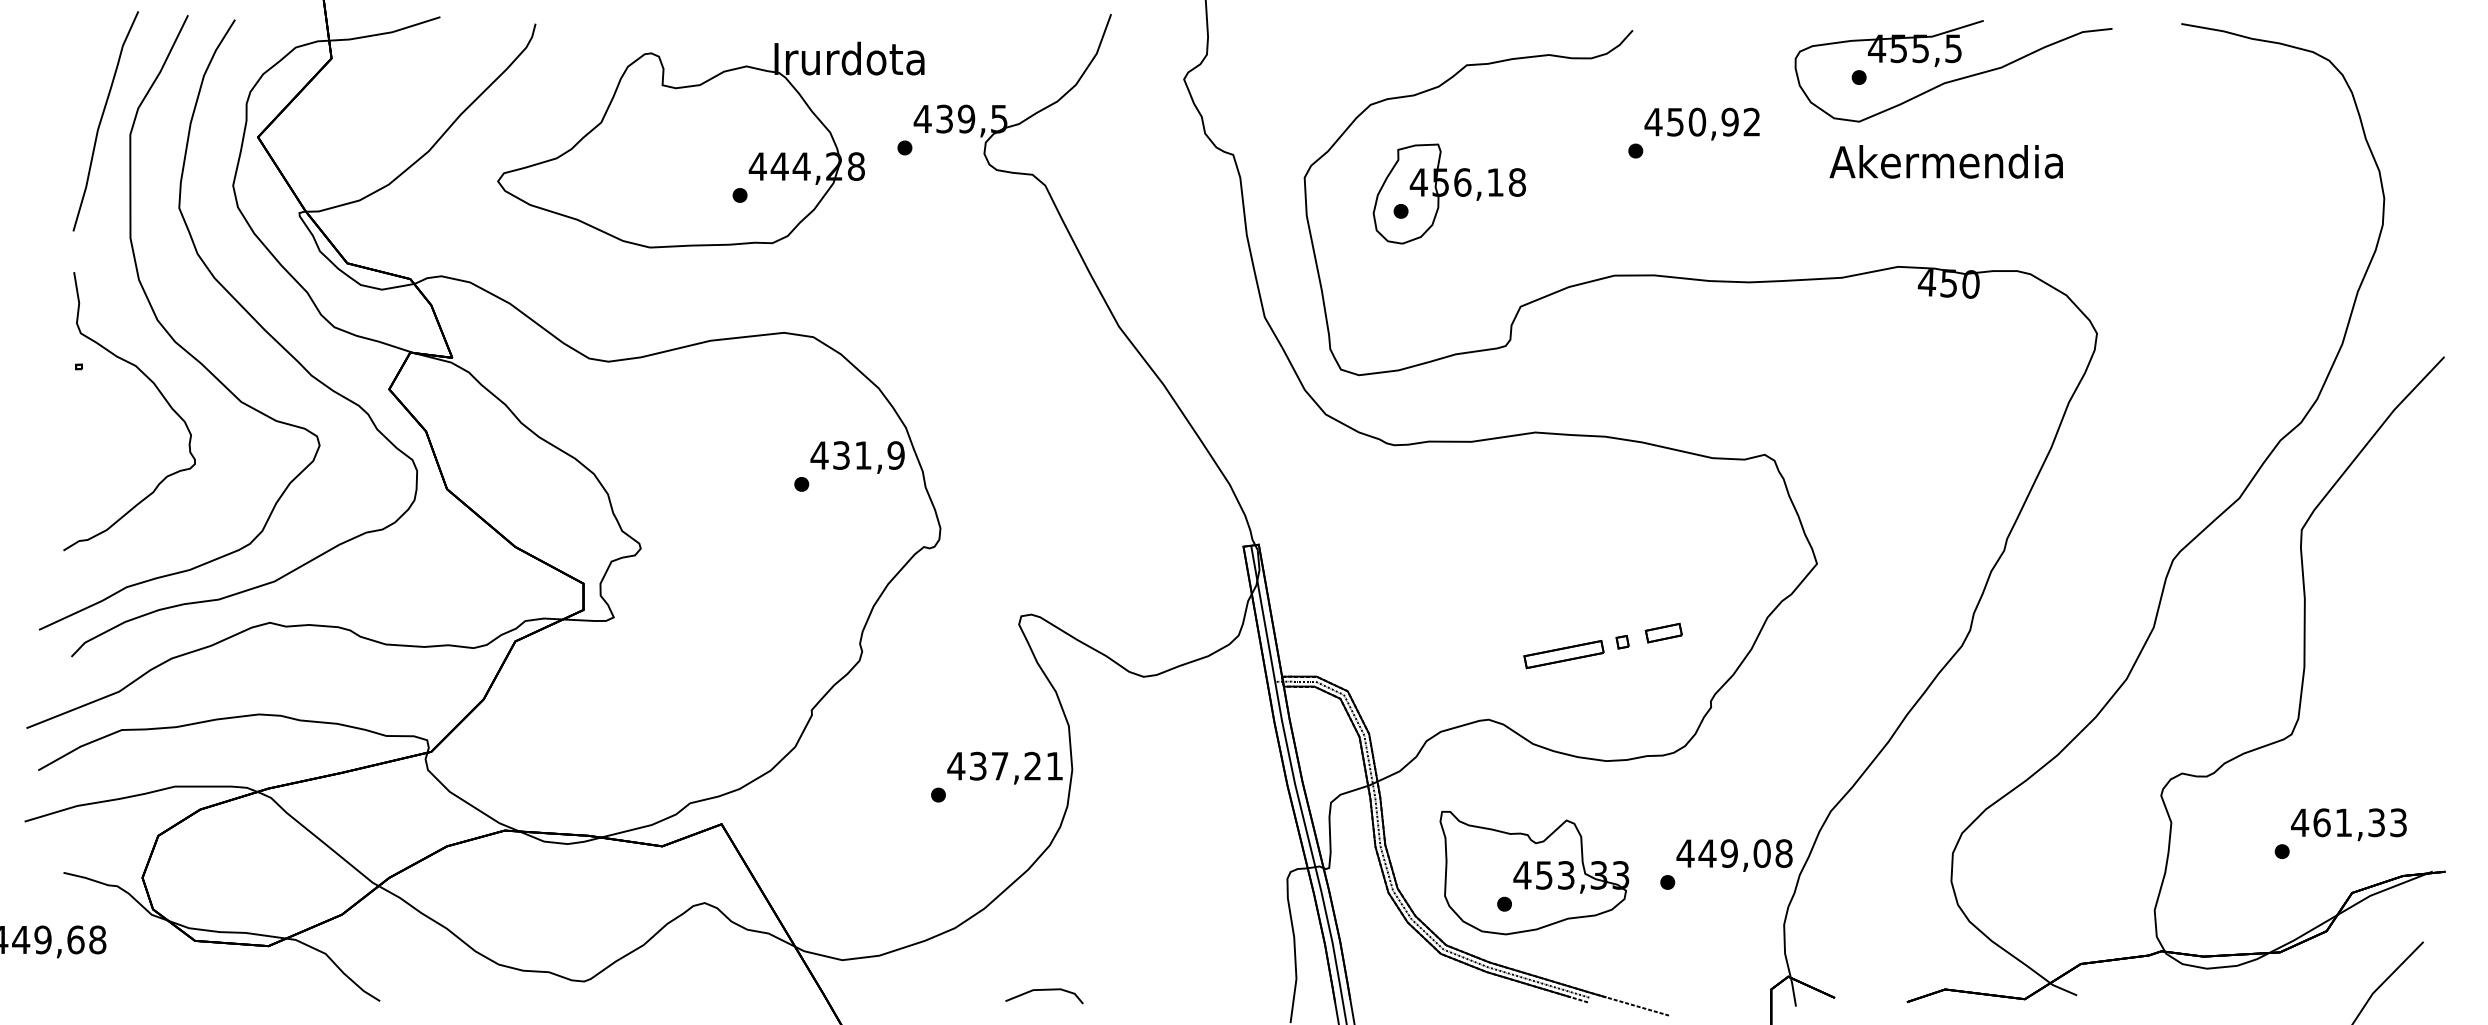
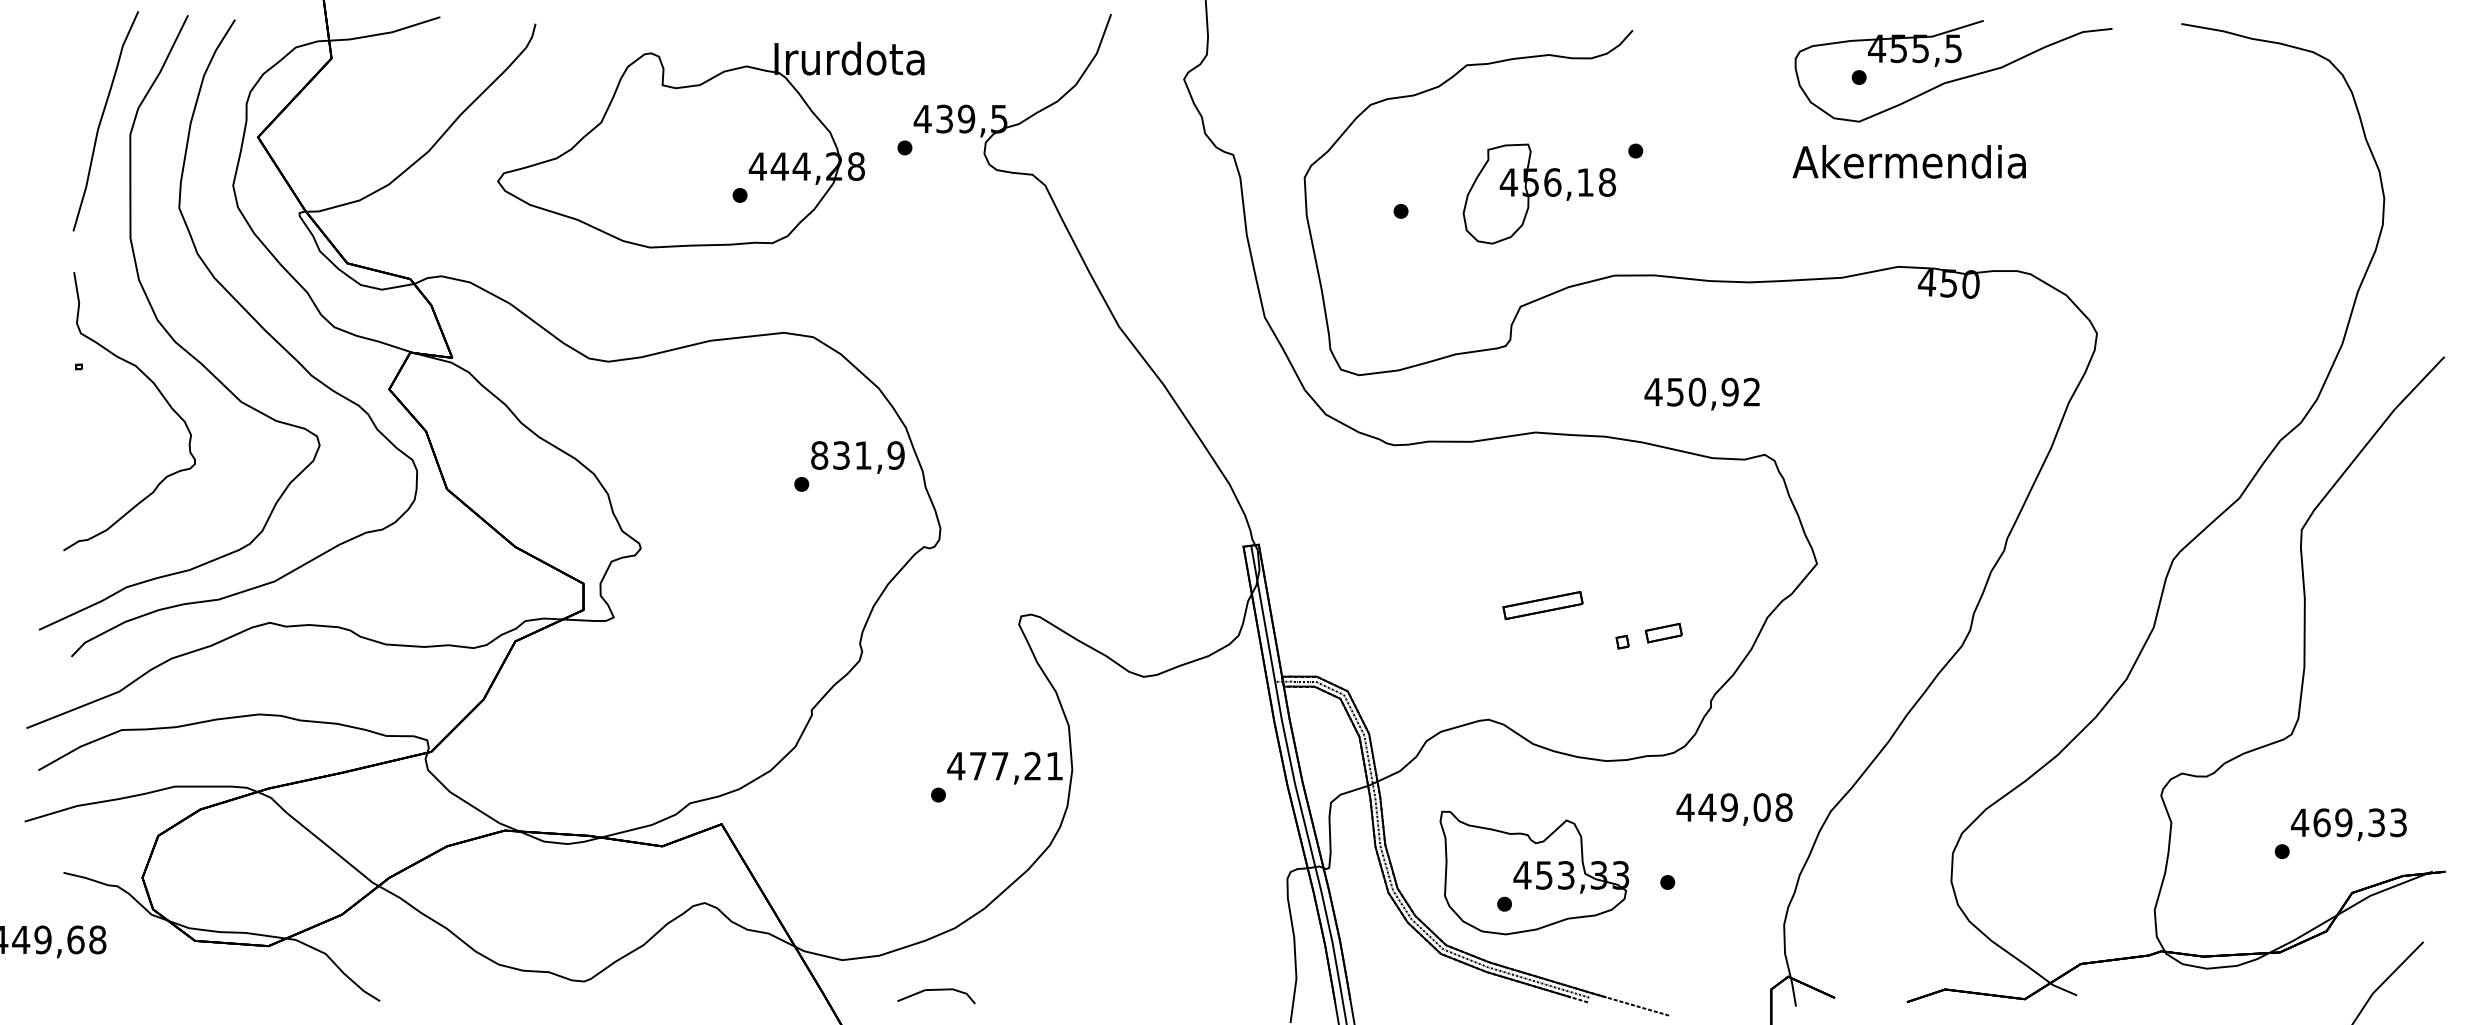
text position: (1701, 123) -> (1701, 393) (1701, 393)
text position: (1945, 161) -> (1908, 161) (1908, 161)
part position: (1448, 193) -> (1538, 193) (1538, 193)
text: 431,9 -> 831,9 (819, 455)
part position: (1563, 654) -> (1542, 605) (1542, 605)
text: 437,21 -> 477,21 (978, 765)
text: 461,33 -> 469,33 (2343, 822)
text position: (1734, 855) -> (1734, 809) (1734, 809)
line position: (1044, 990) -> (936, 990) (936, 990)
